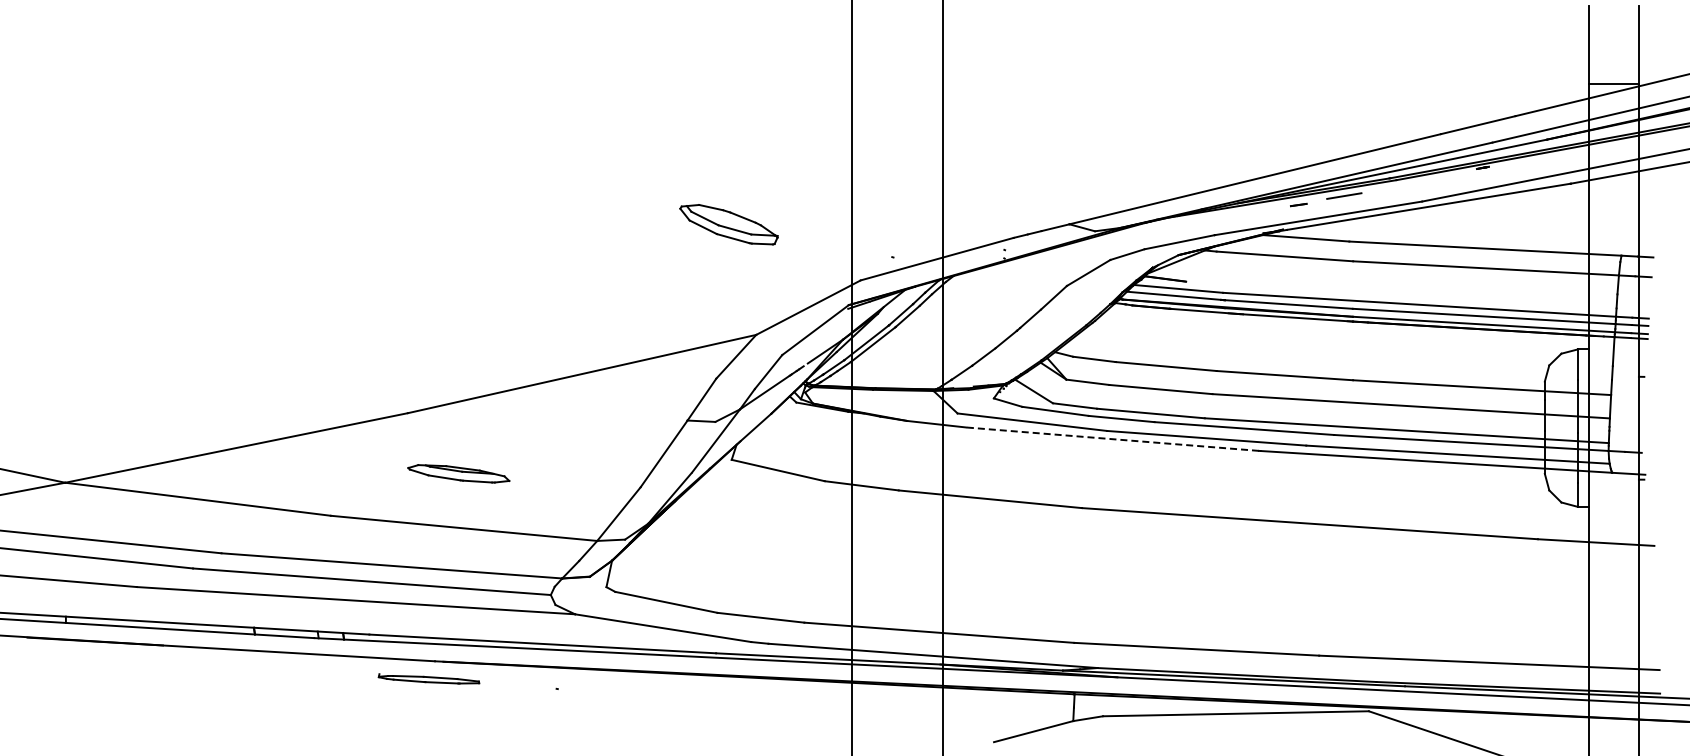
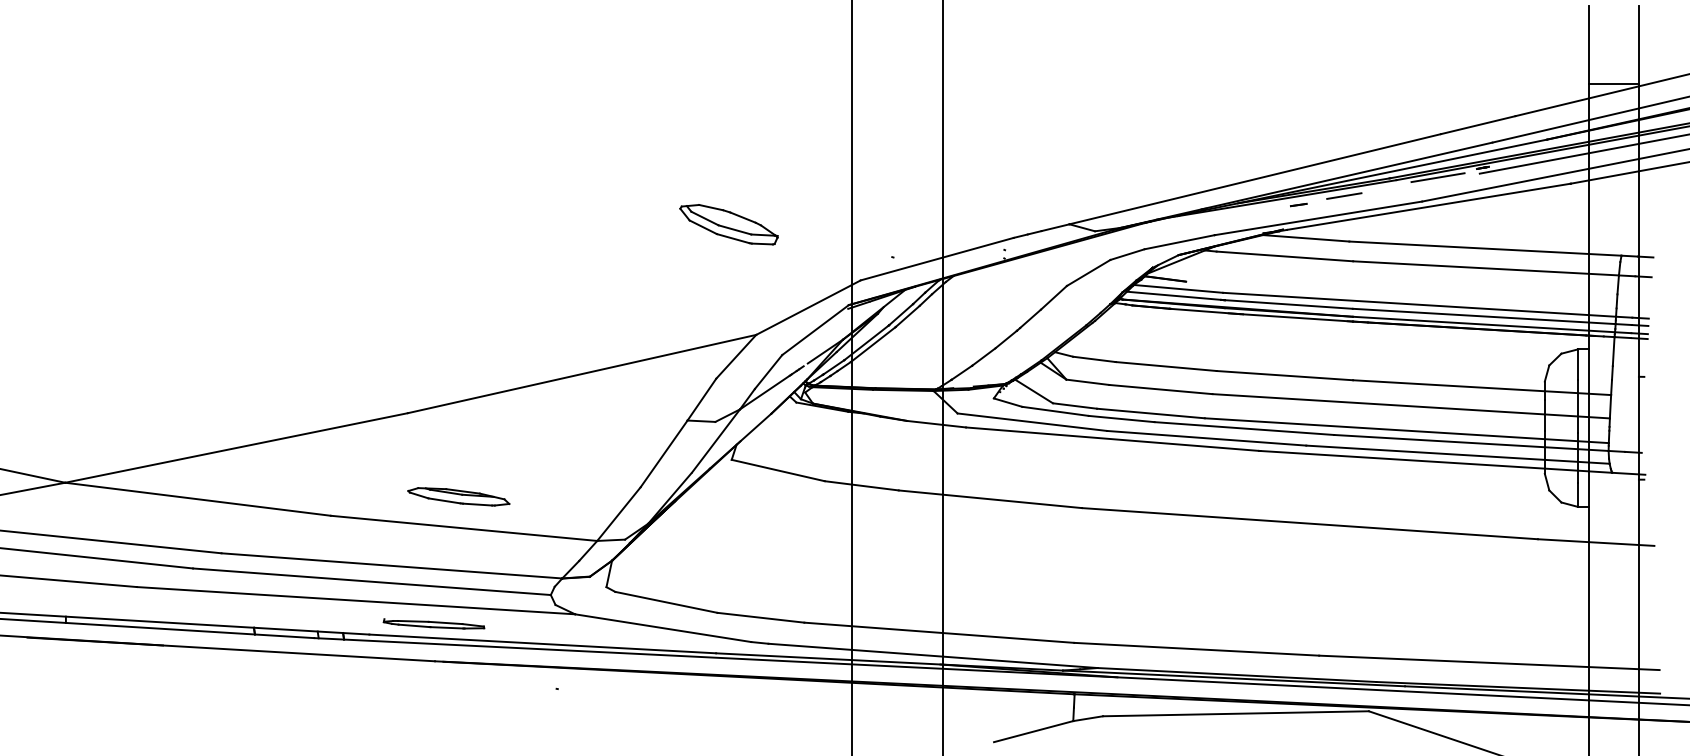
line: none -> present (1582, 154)
line: none -> present (1437, 177)
line: dashed -> solid (1112, 439)
part position: (458, 473) -> (458, 496) (458, 496)
part position: (428, 678) -> (433, 623) (433, 623)
